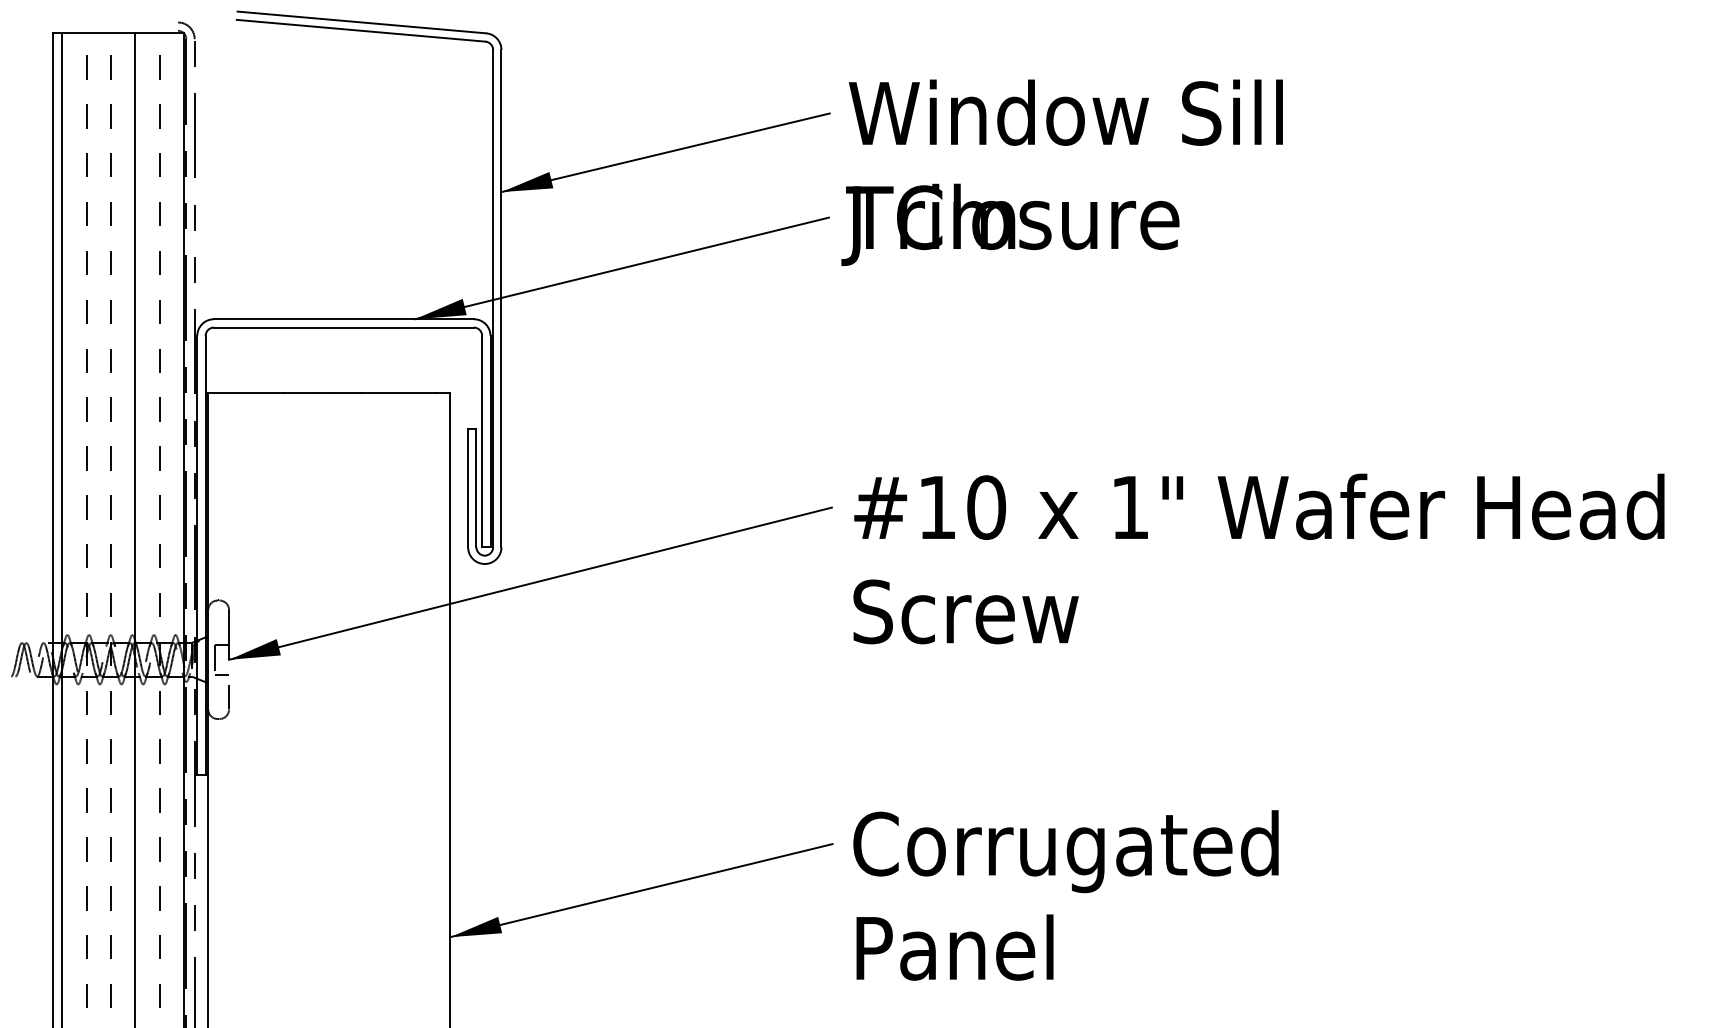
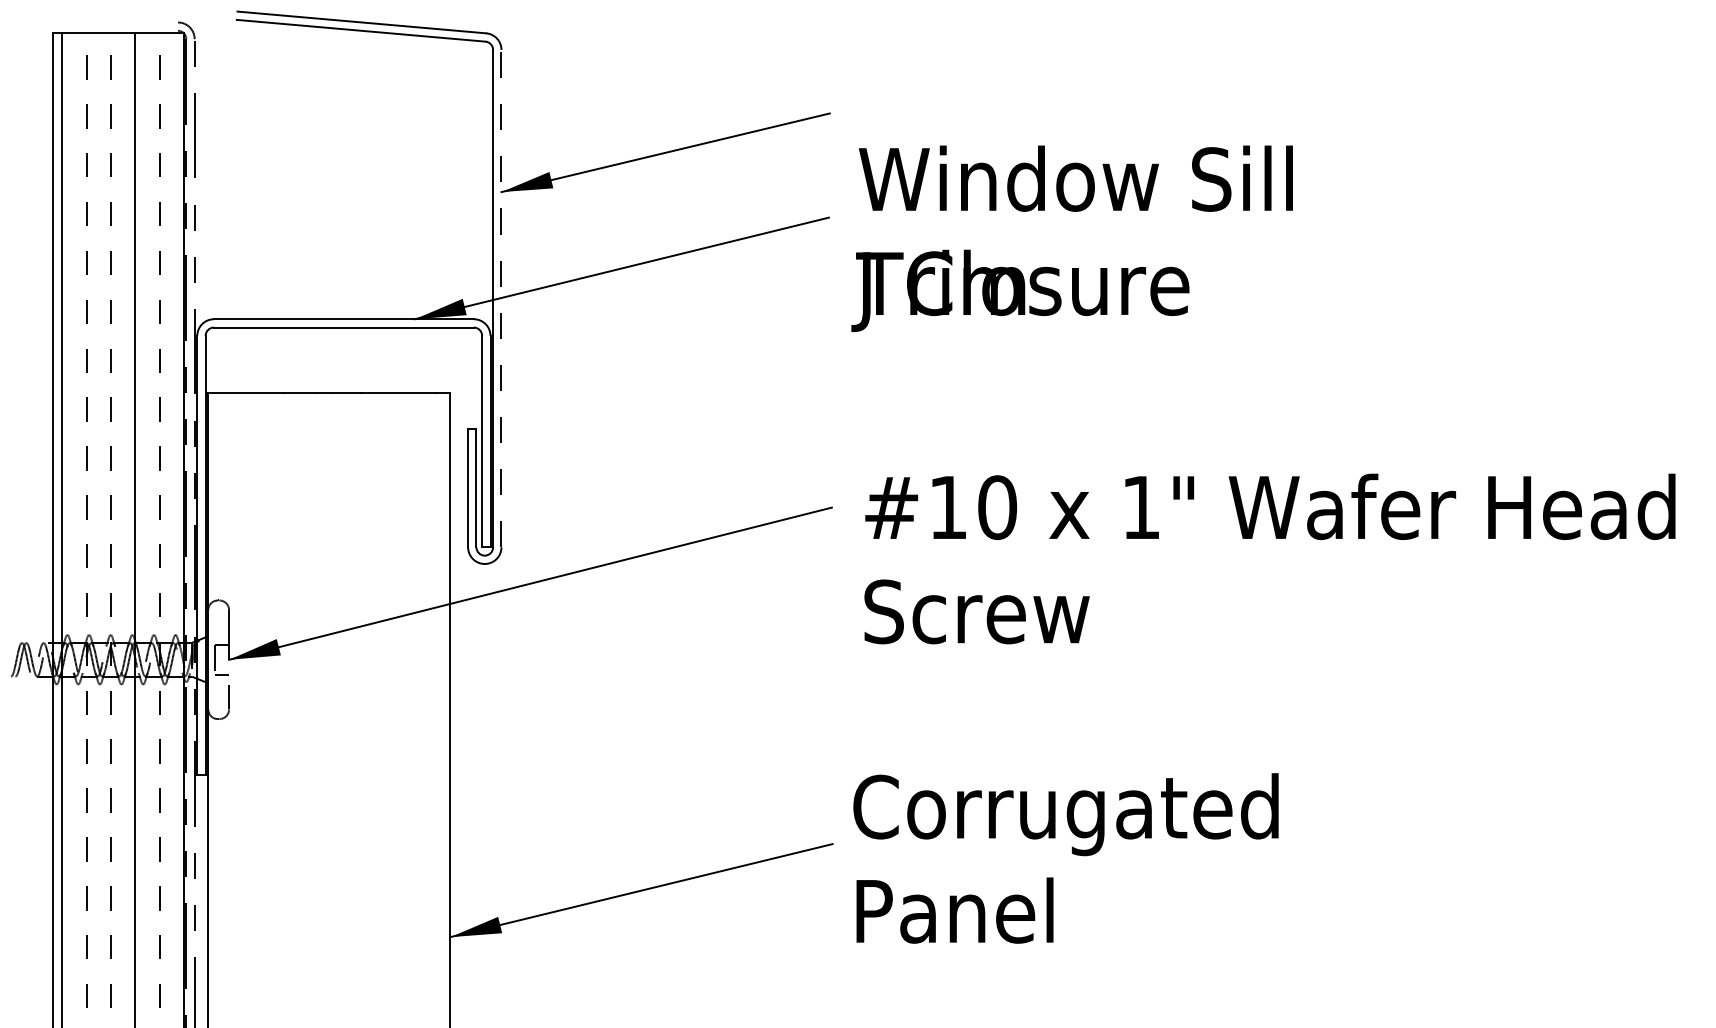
text position: (1061, 172) -> (1071, 238) (1071, 238)
line: solid -> dashed (501, 298)
text position: (1258, 558) -> (1269, 558) (1269, 558)
text position: (1065, 895) -> (1065, 858) (1065, 858)
